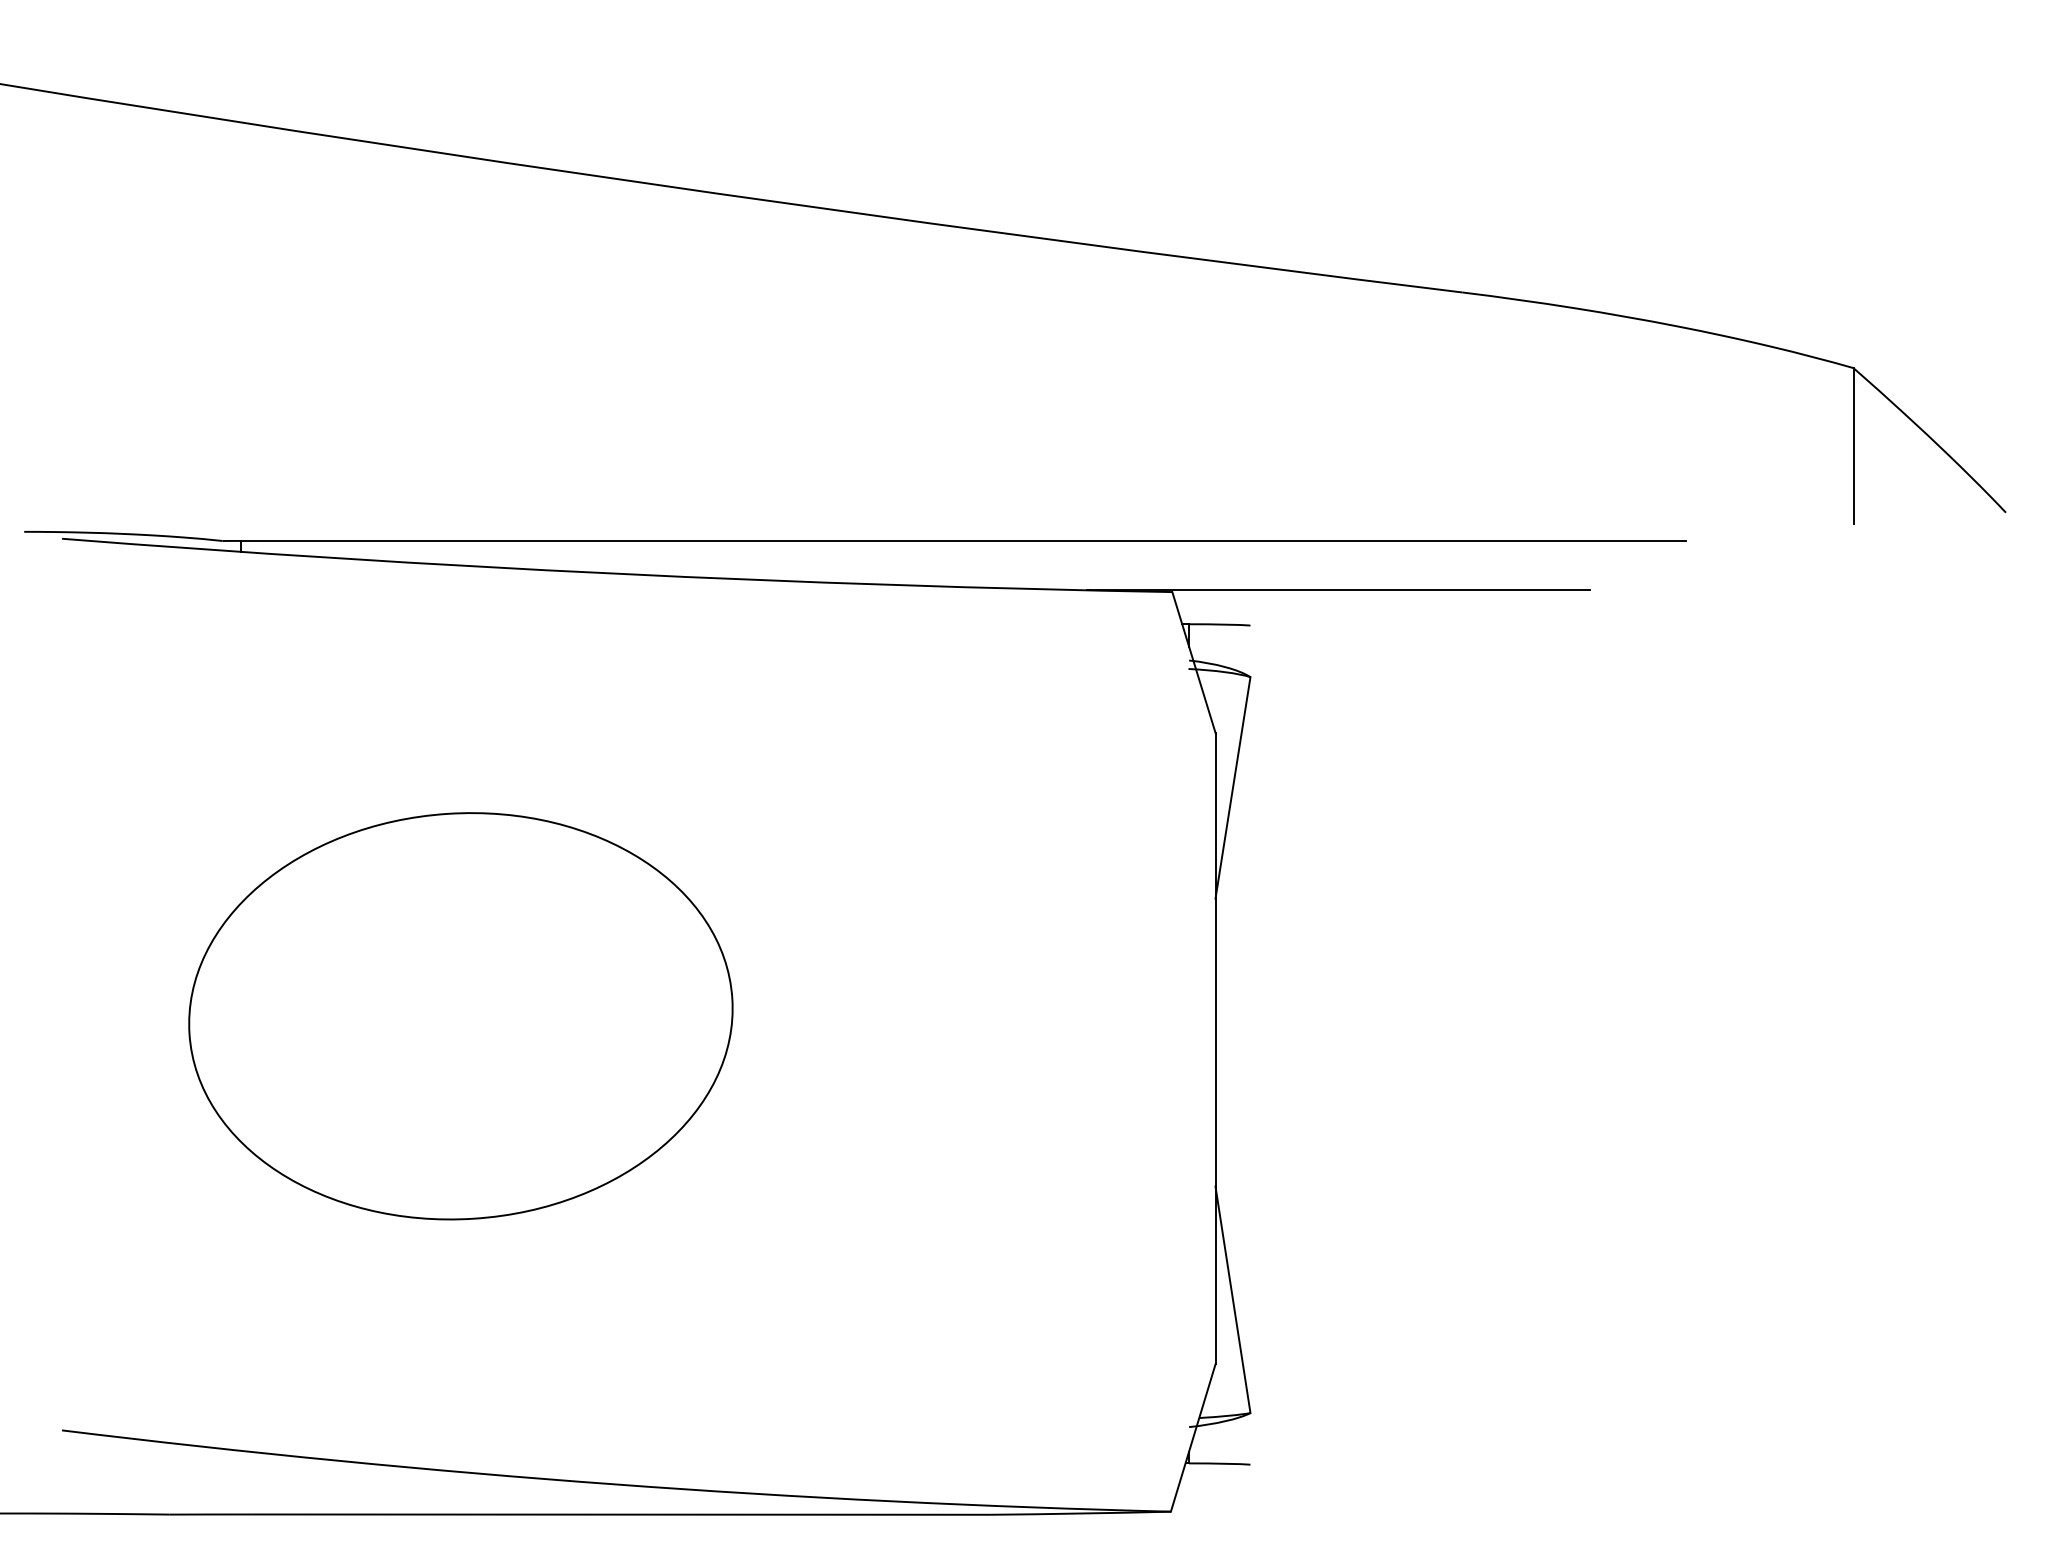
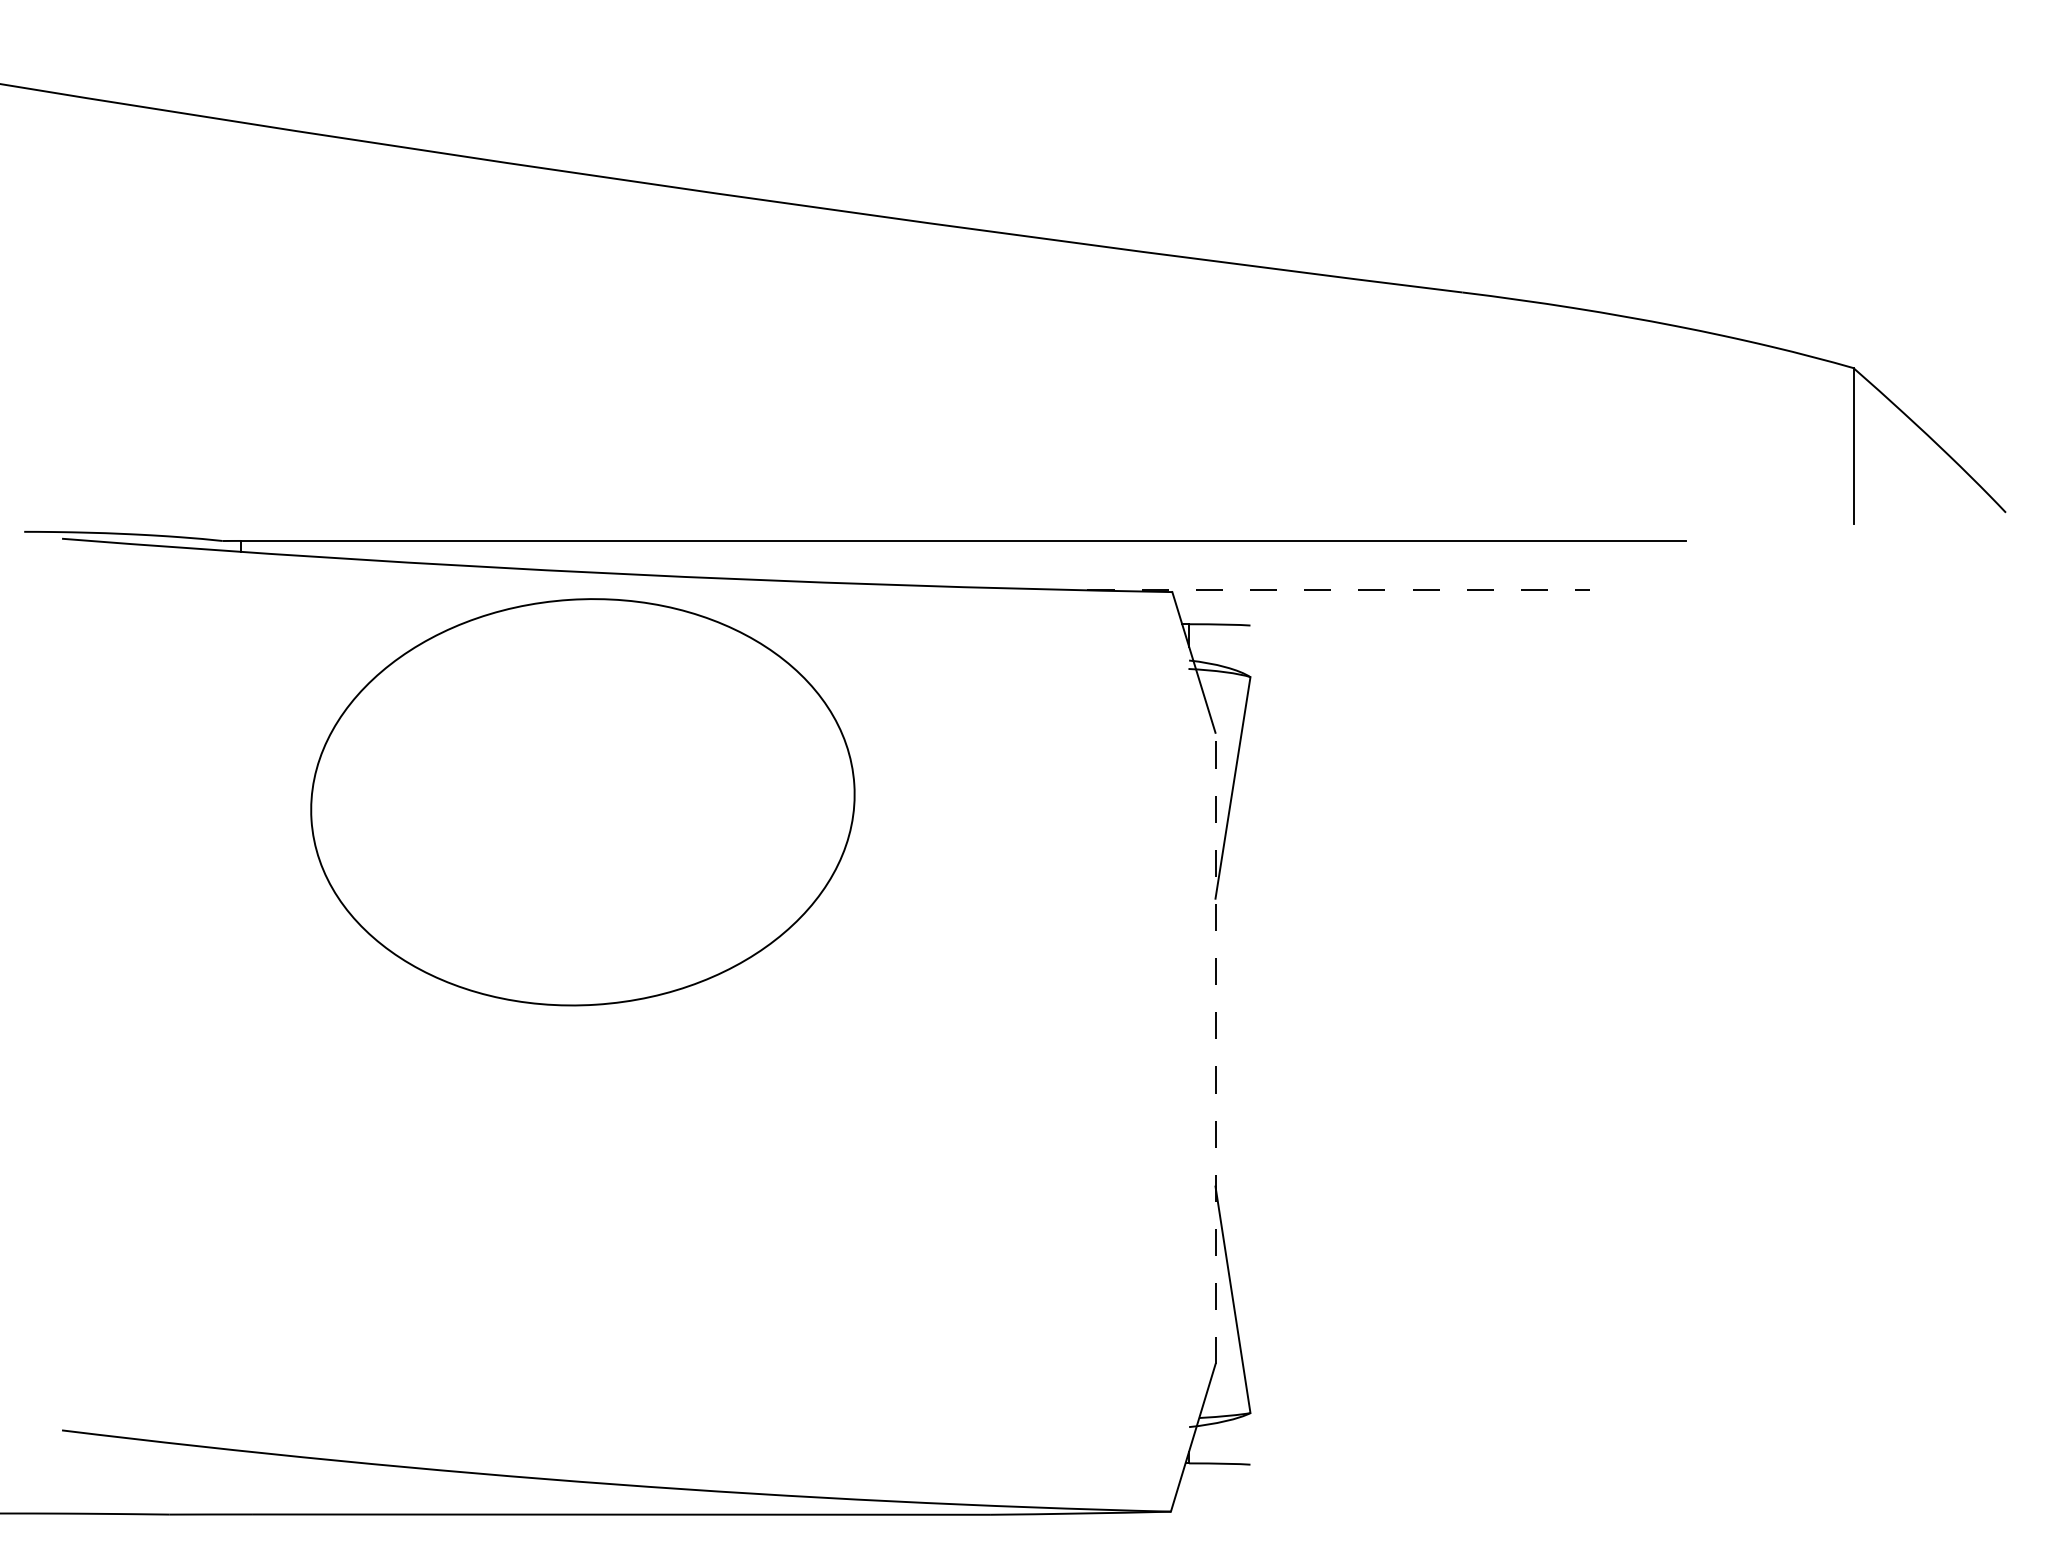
line: solid -> dashed (1339, 590)
part position: (460, 1016) -> (582, 802) (582, 802)
line: solid -> dashed (1215, 1048)
